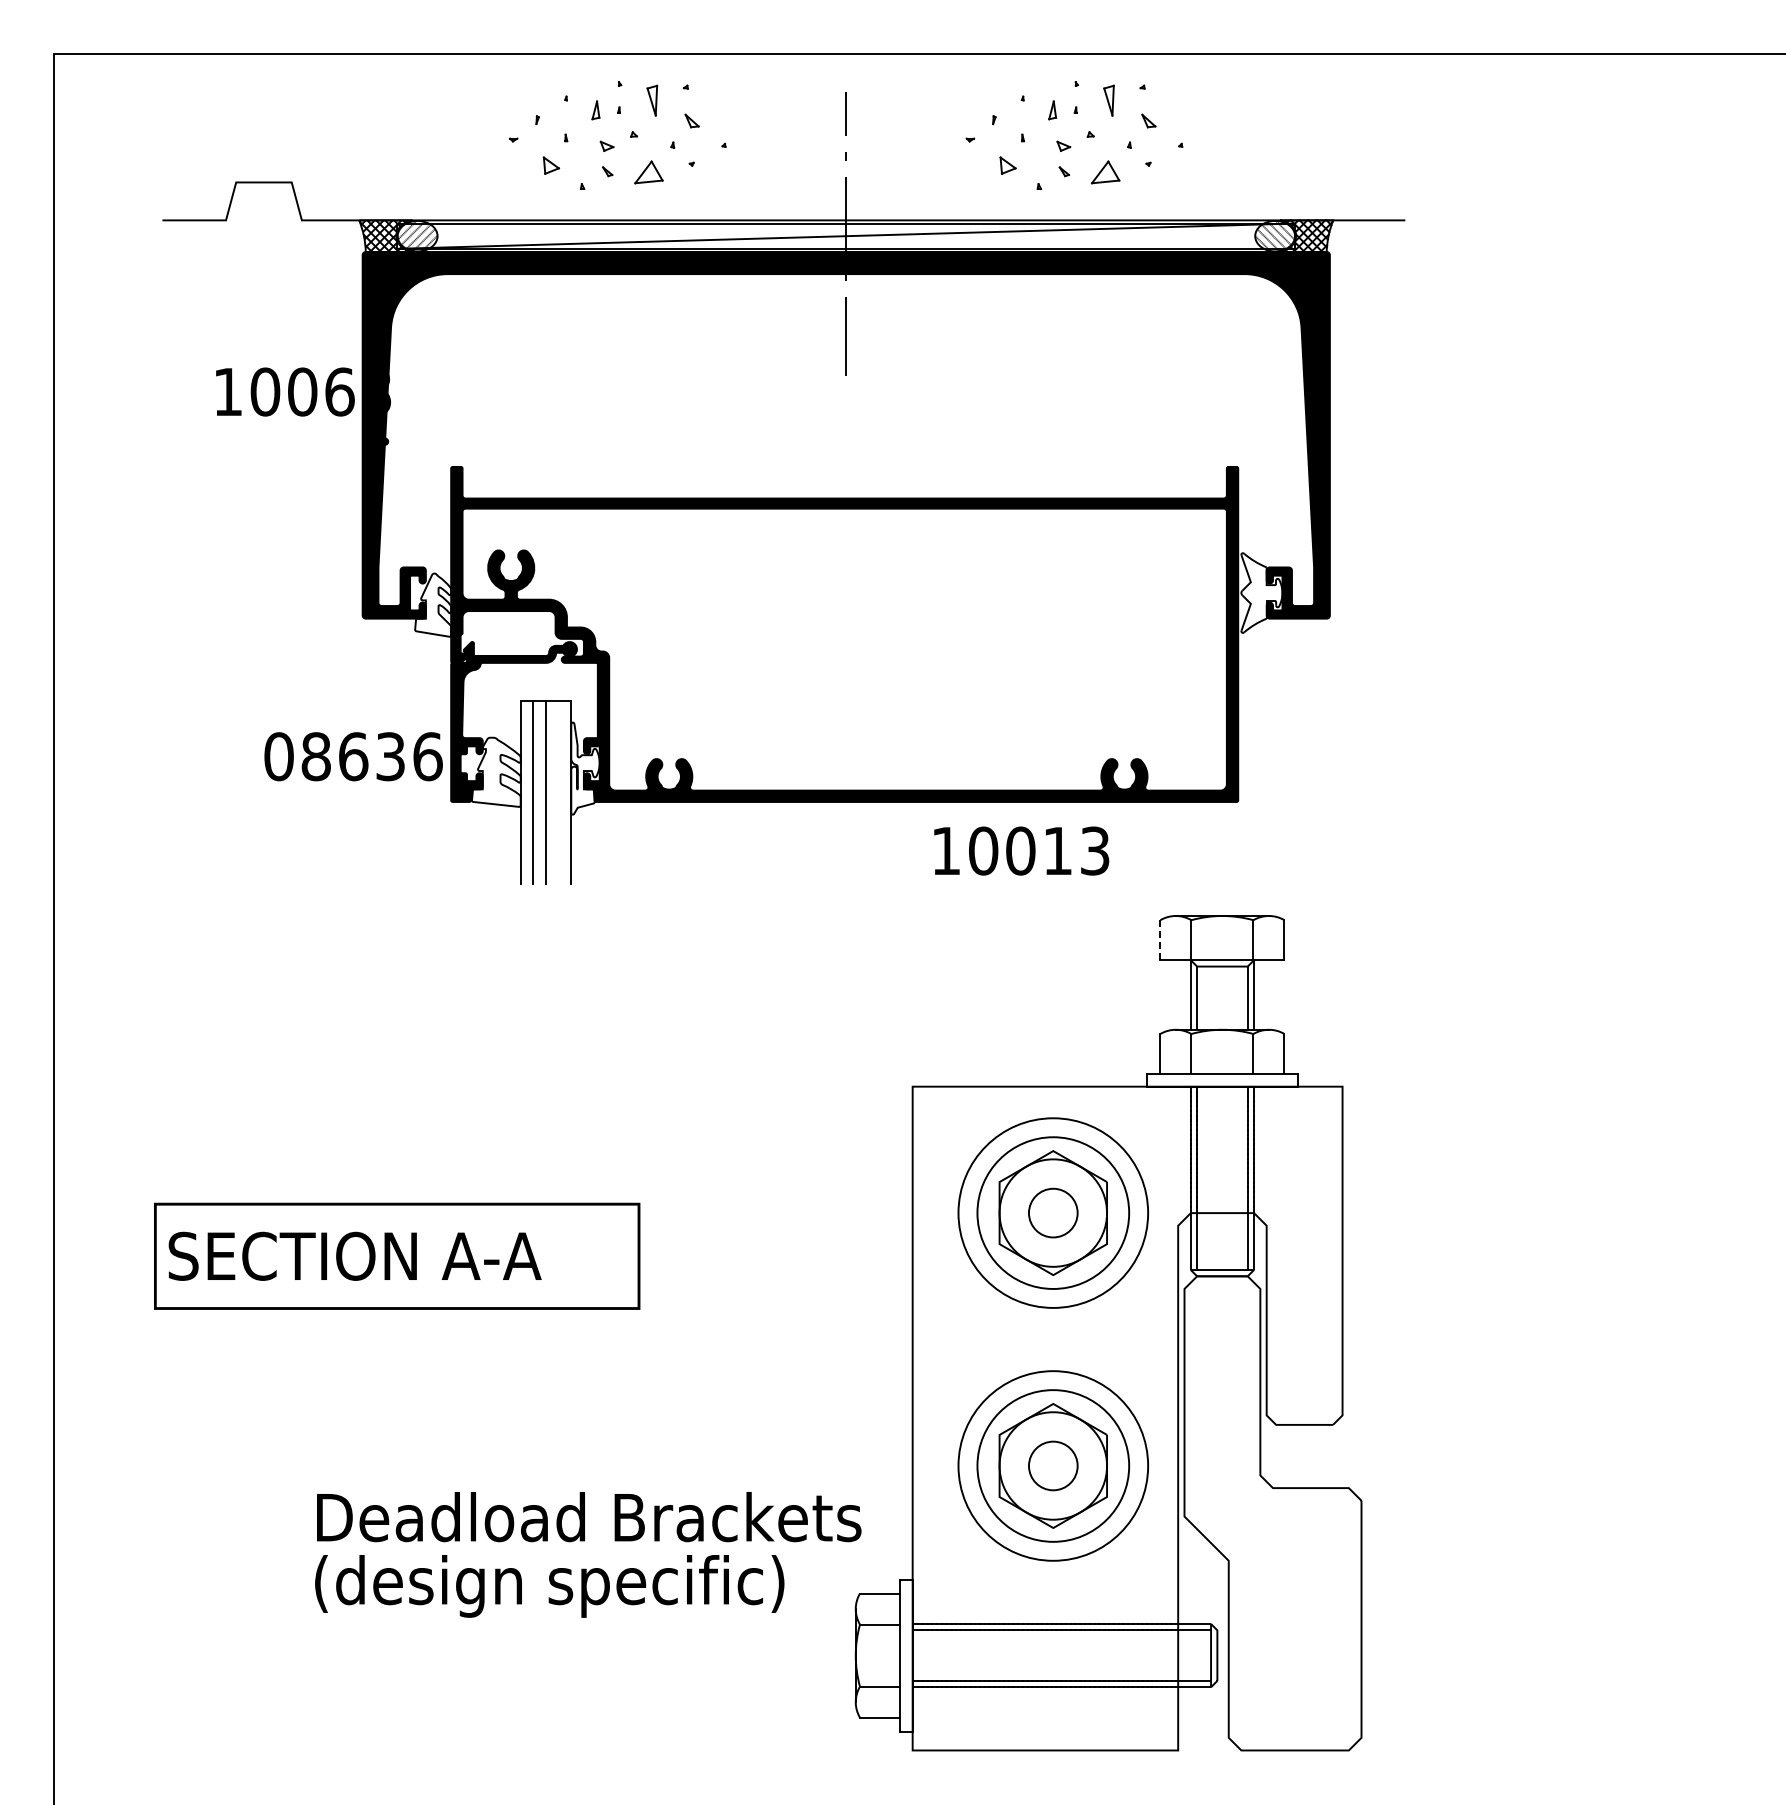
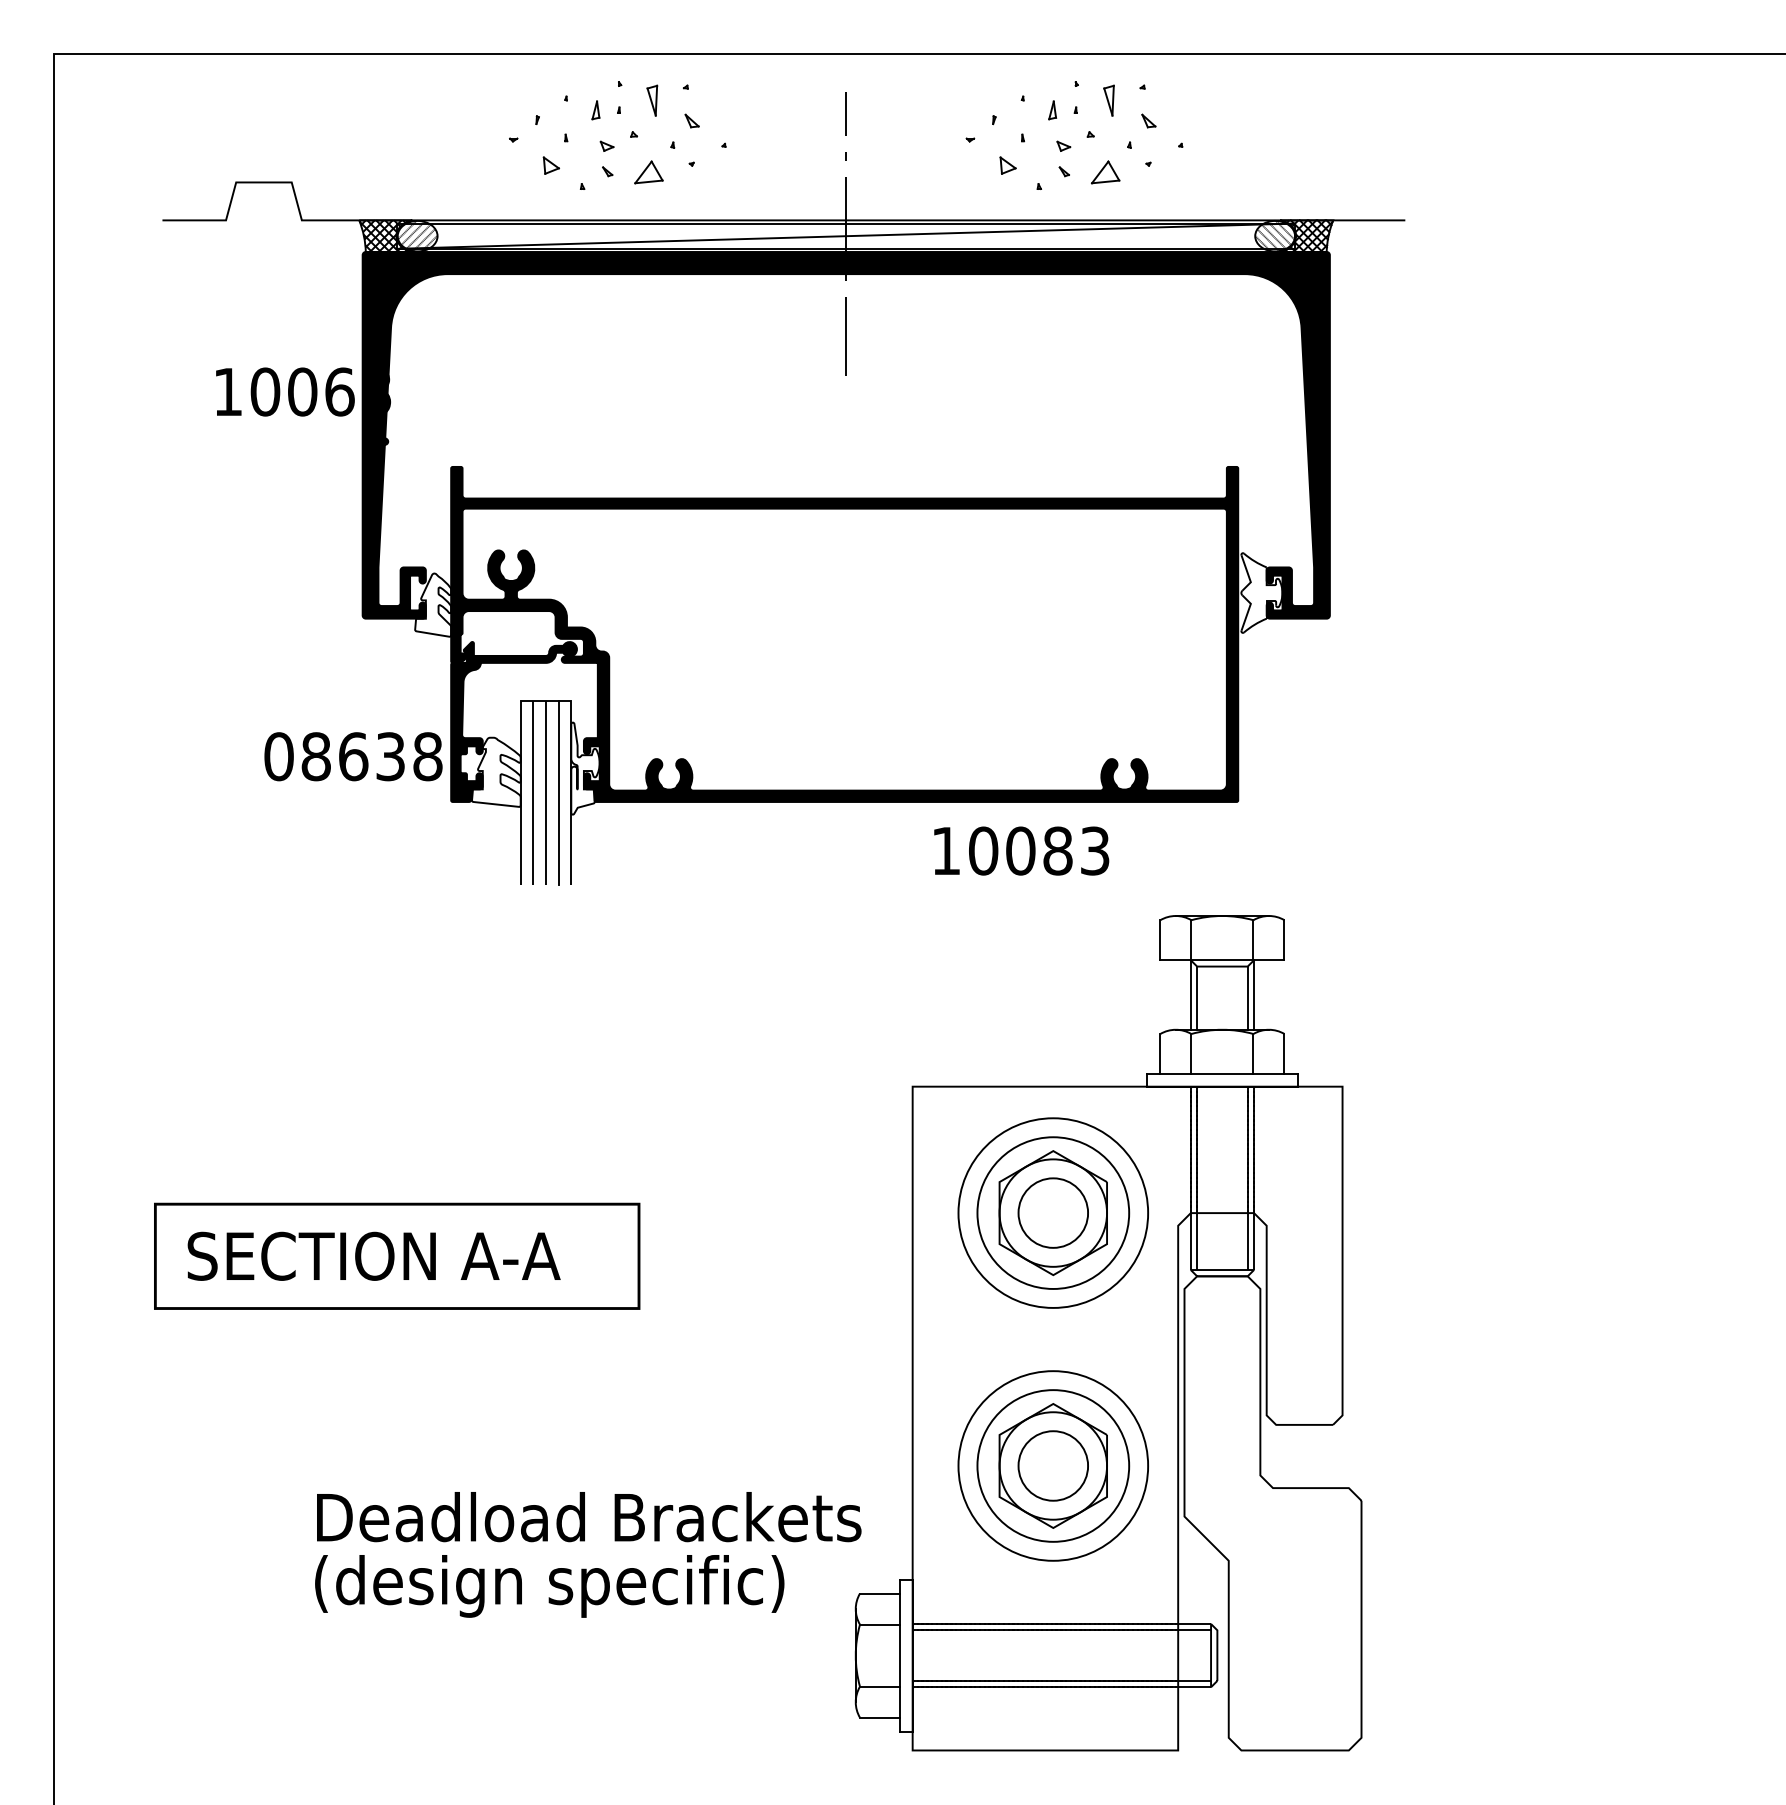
text: 08636 -> 08638 (427, 756)
line: none -> present (558, 792)
text: 10013 -> 10083 (1057, 850)
line: dashed -> solid (1160, 940)
circle diameter: 49 px -> 70 px (1053, 1212)
text position: (354, 1255) -> (373, 1255) (373, 1255)
circle diameter: 49 px -> 70 px (1053, 1465)
